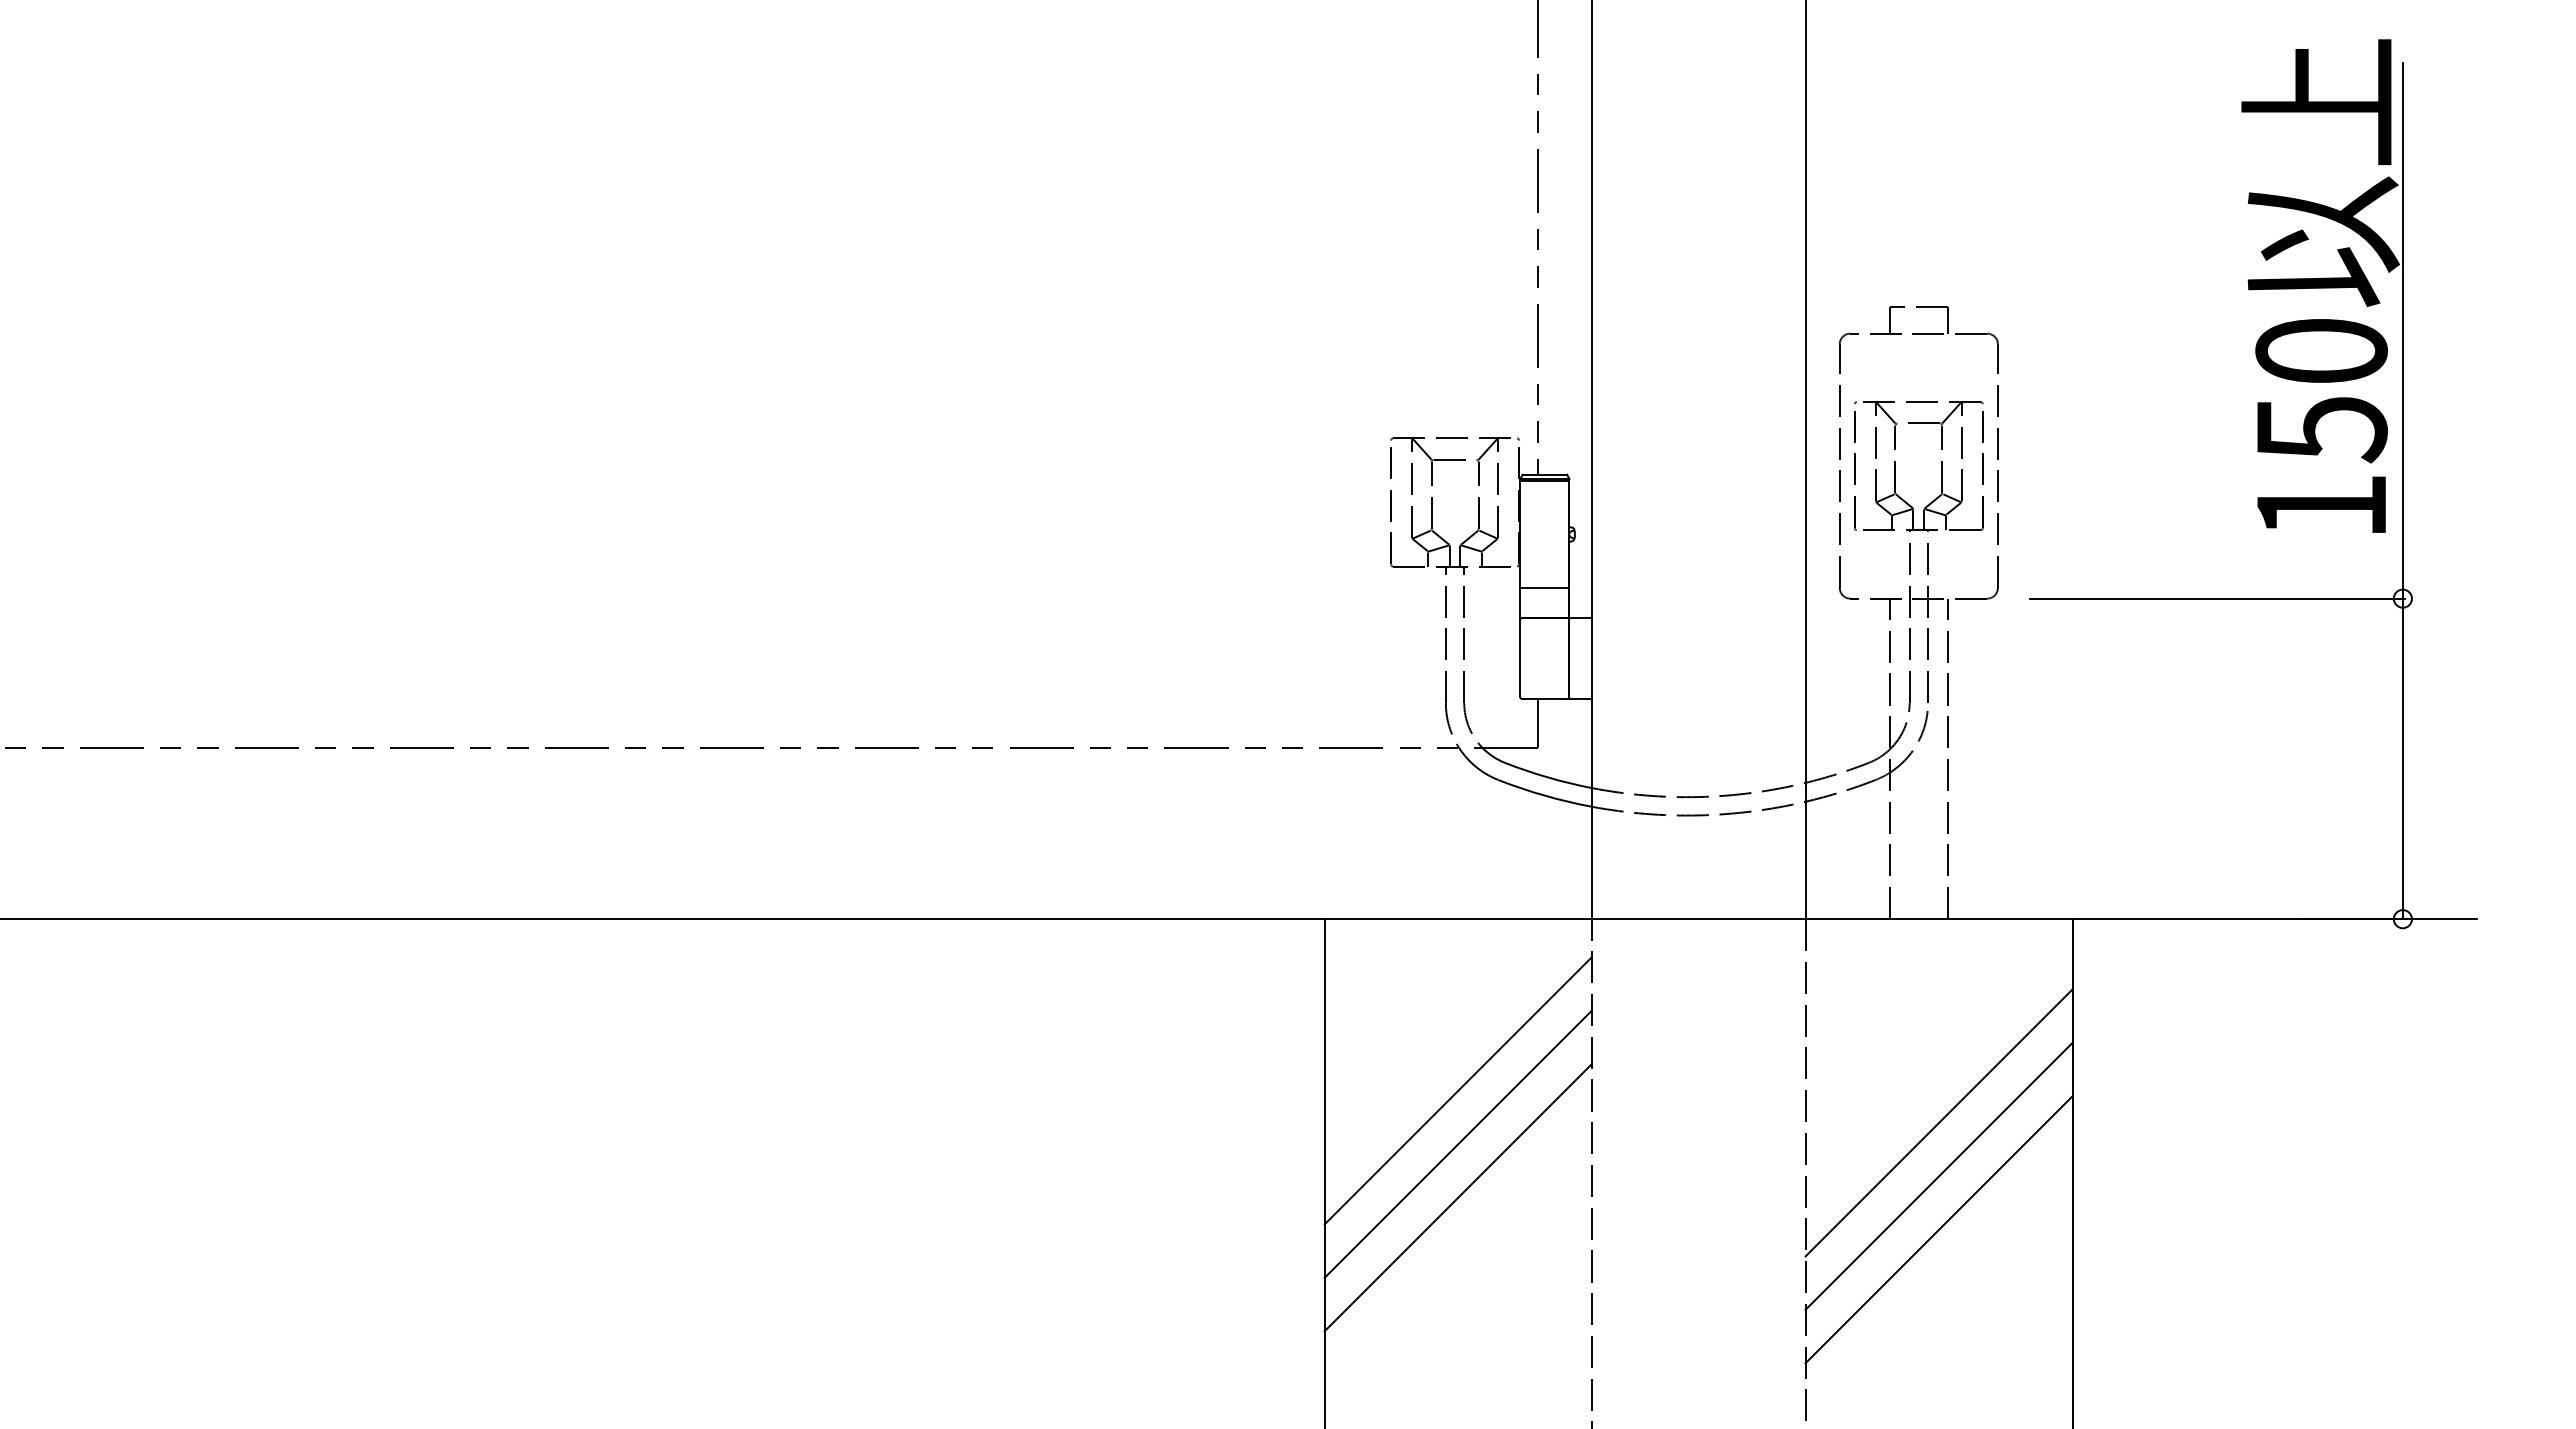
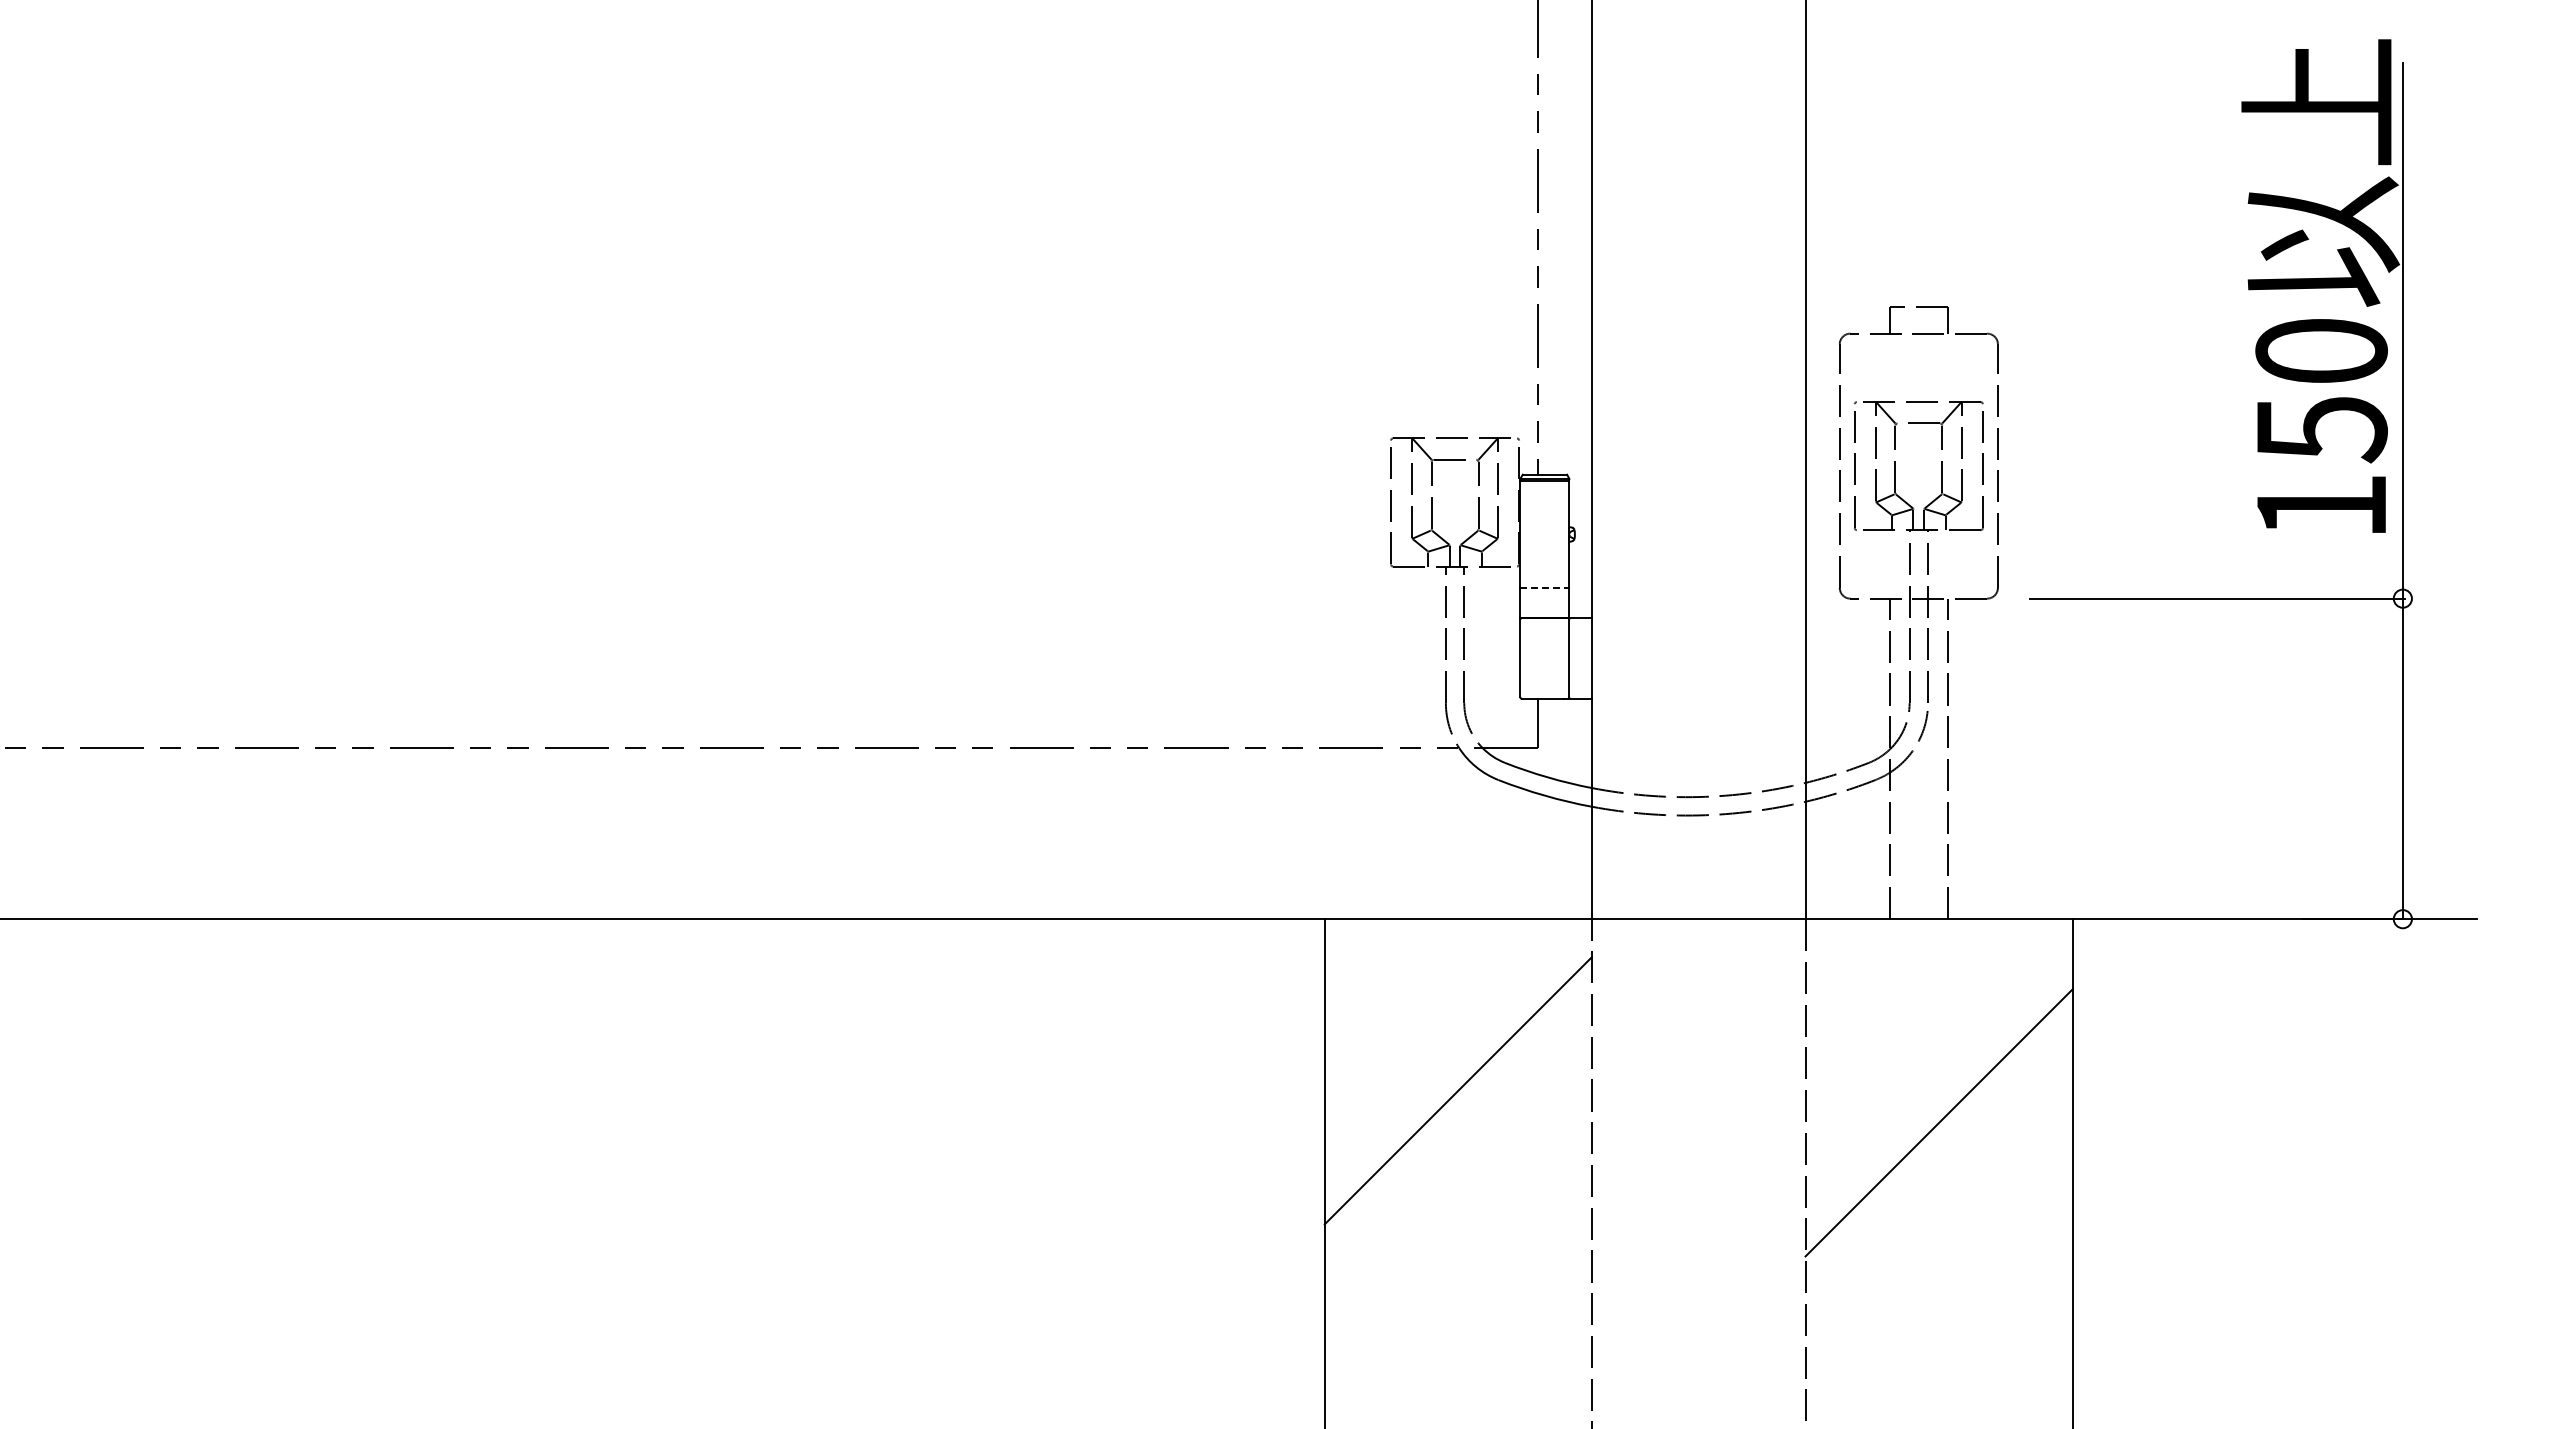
line: solid -> dashed (1544, 587)
line: present -> none (1457, 1143)
line: present -> none (1938, 1175)
line: present -> none (1457, 1197)
line: present -> none (1938, 1229)
